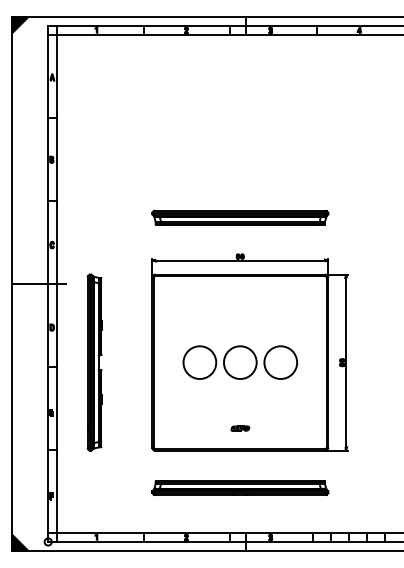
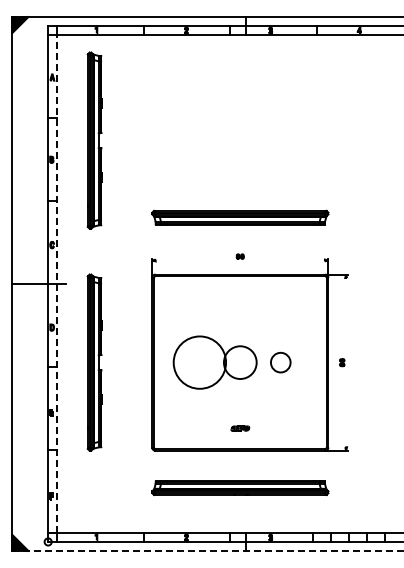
part: none -> present (94, 140)
line: present -> none (239, 260)
line: solid -> dashed (57, 284)
circle diameter: 33 px -> 52 px (199, 362)
circle diameter: 33 px -> 20 px (280, 362)
line: present -> none (346, 362)
line: solid -> dashed (207, 550)
